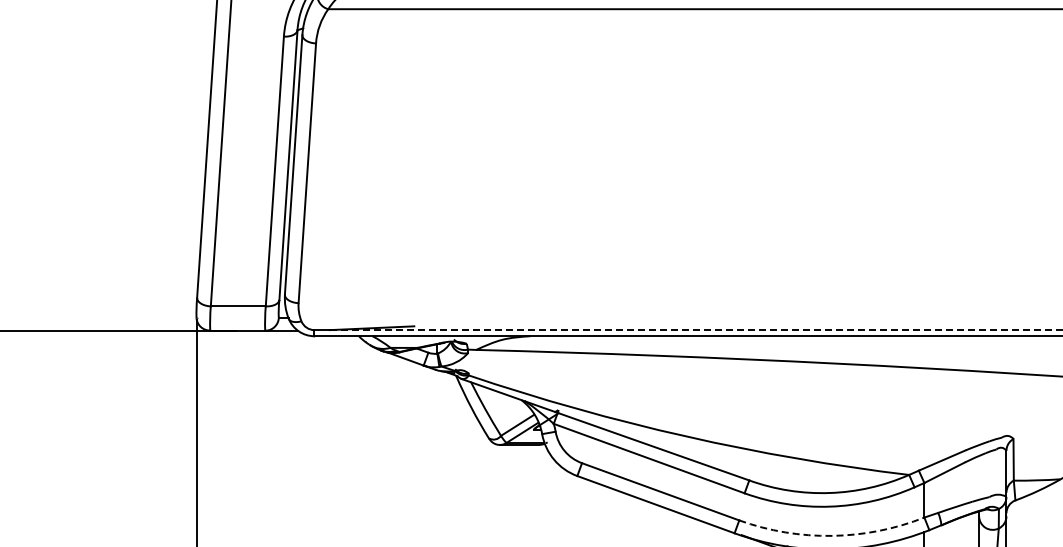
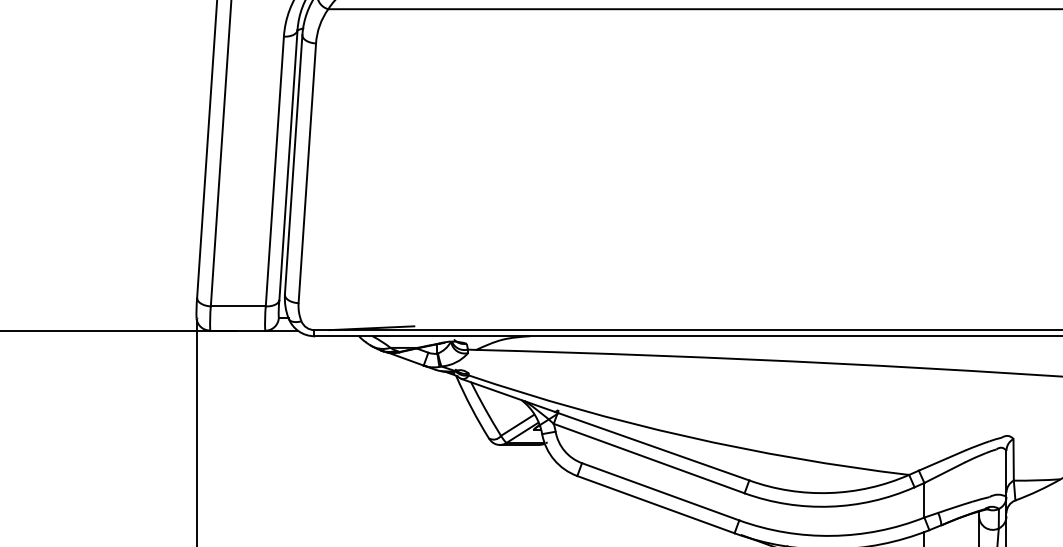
line: dashed -> solid (696, 330)
arc: dashed -> solid (832, 535)
